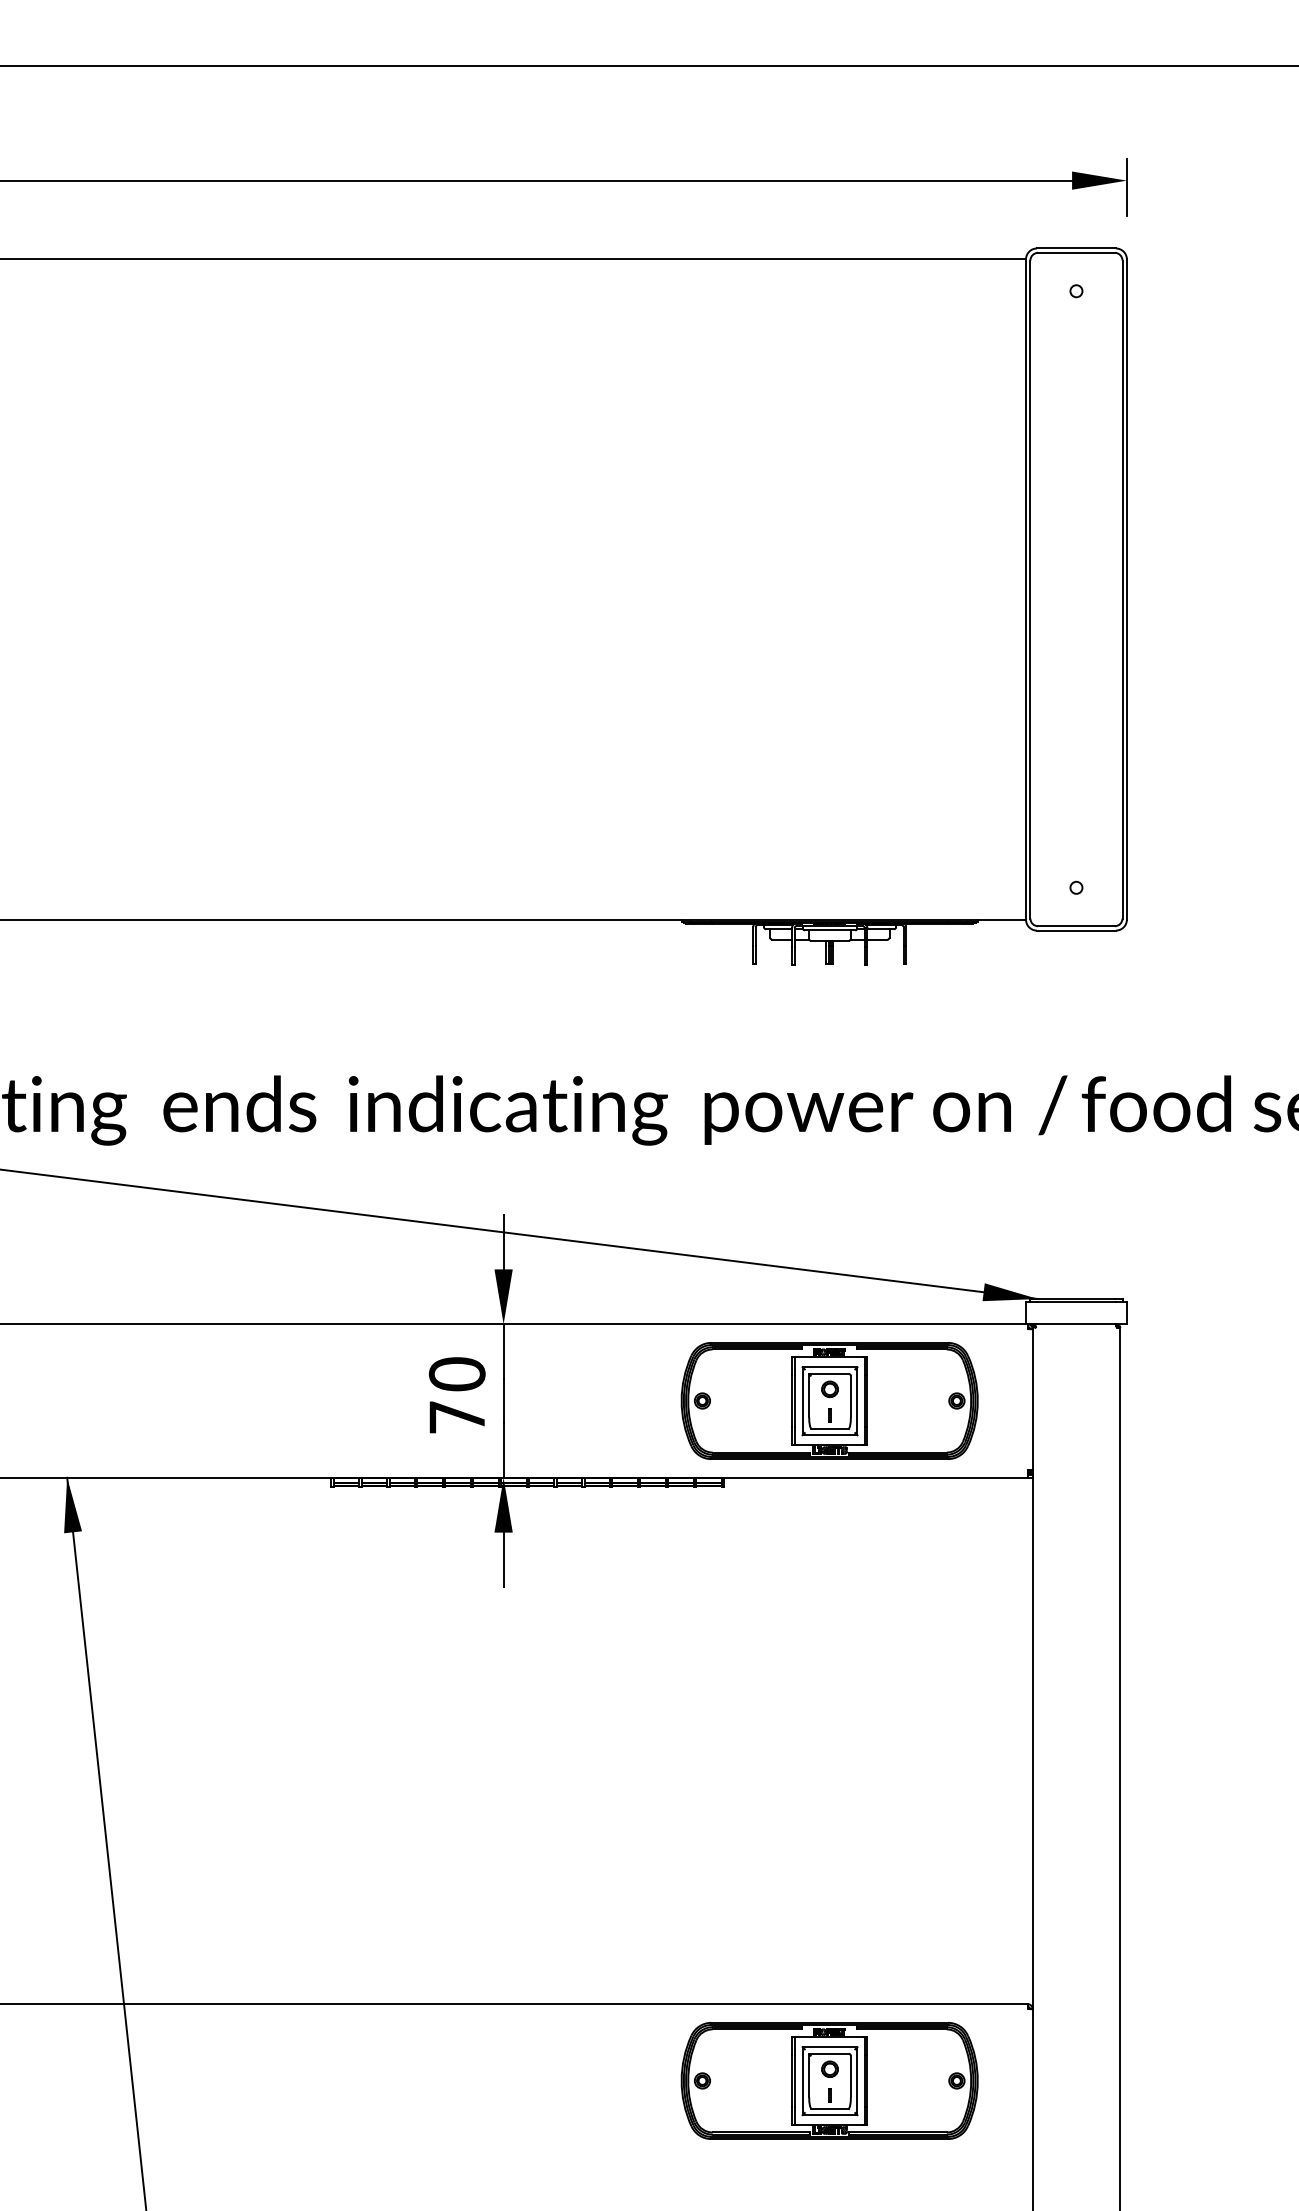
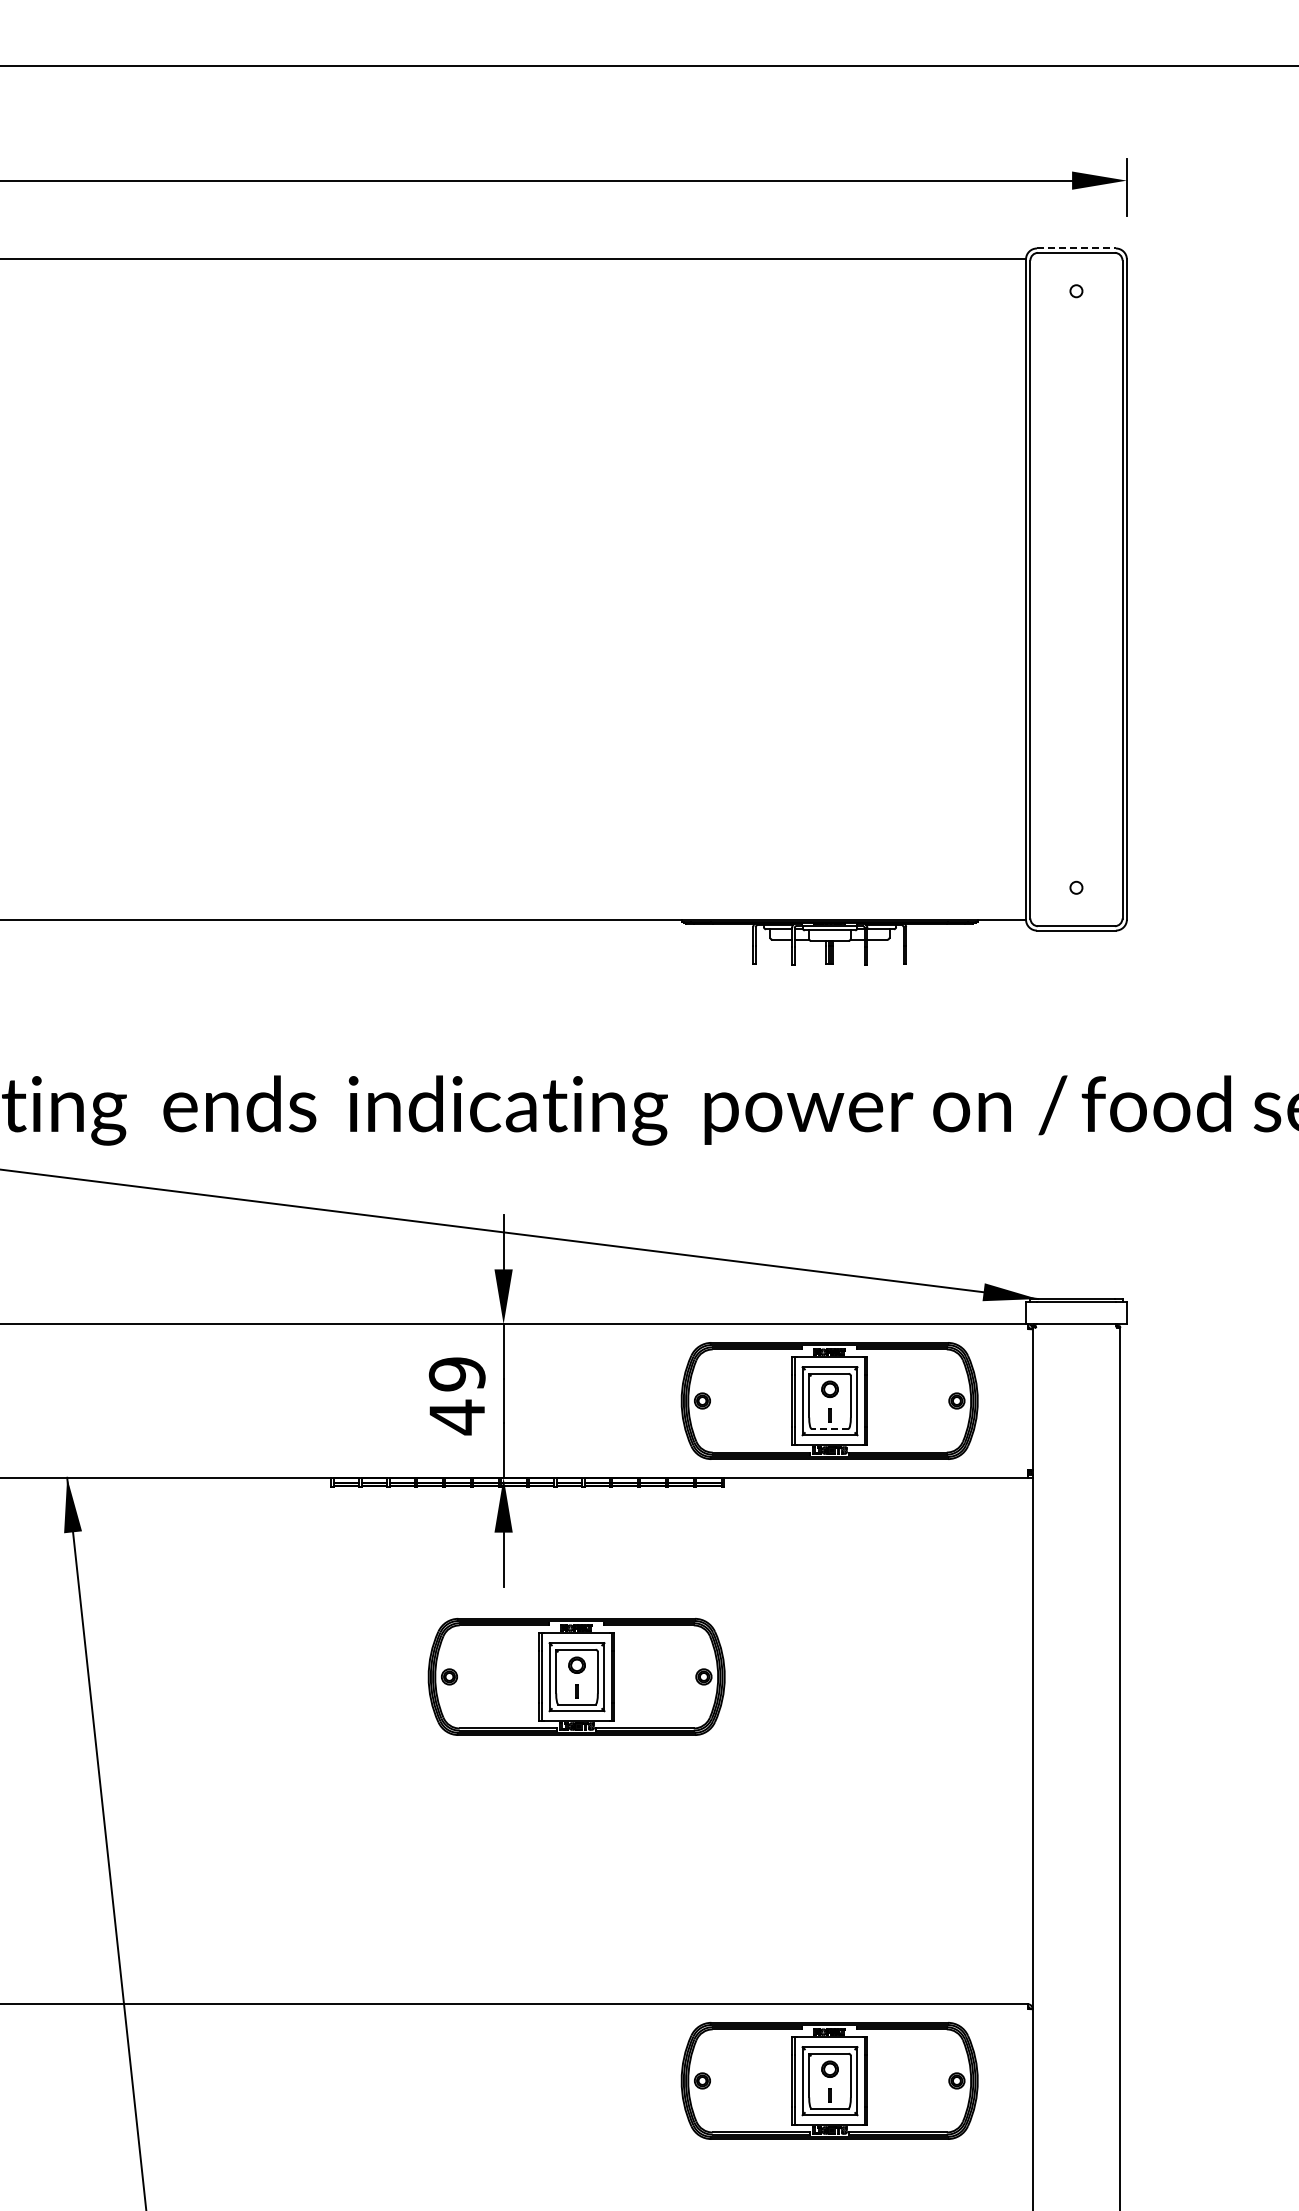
line: solid -> dashed (1076, 248)
text: 70 -> 49 (457, 1396)
line: solid -> dashed (830, 1428)
part: none -> present (576, 1676)
